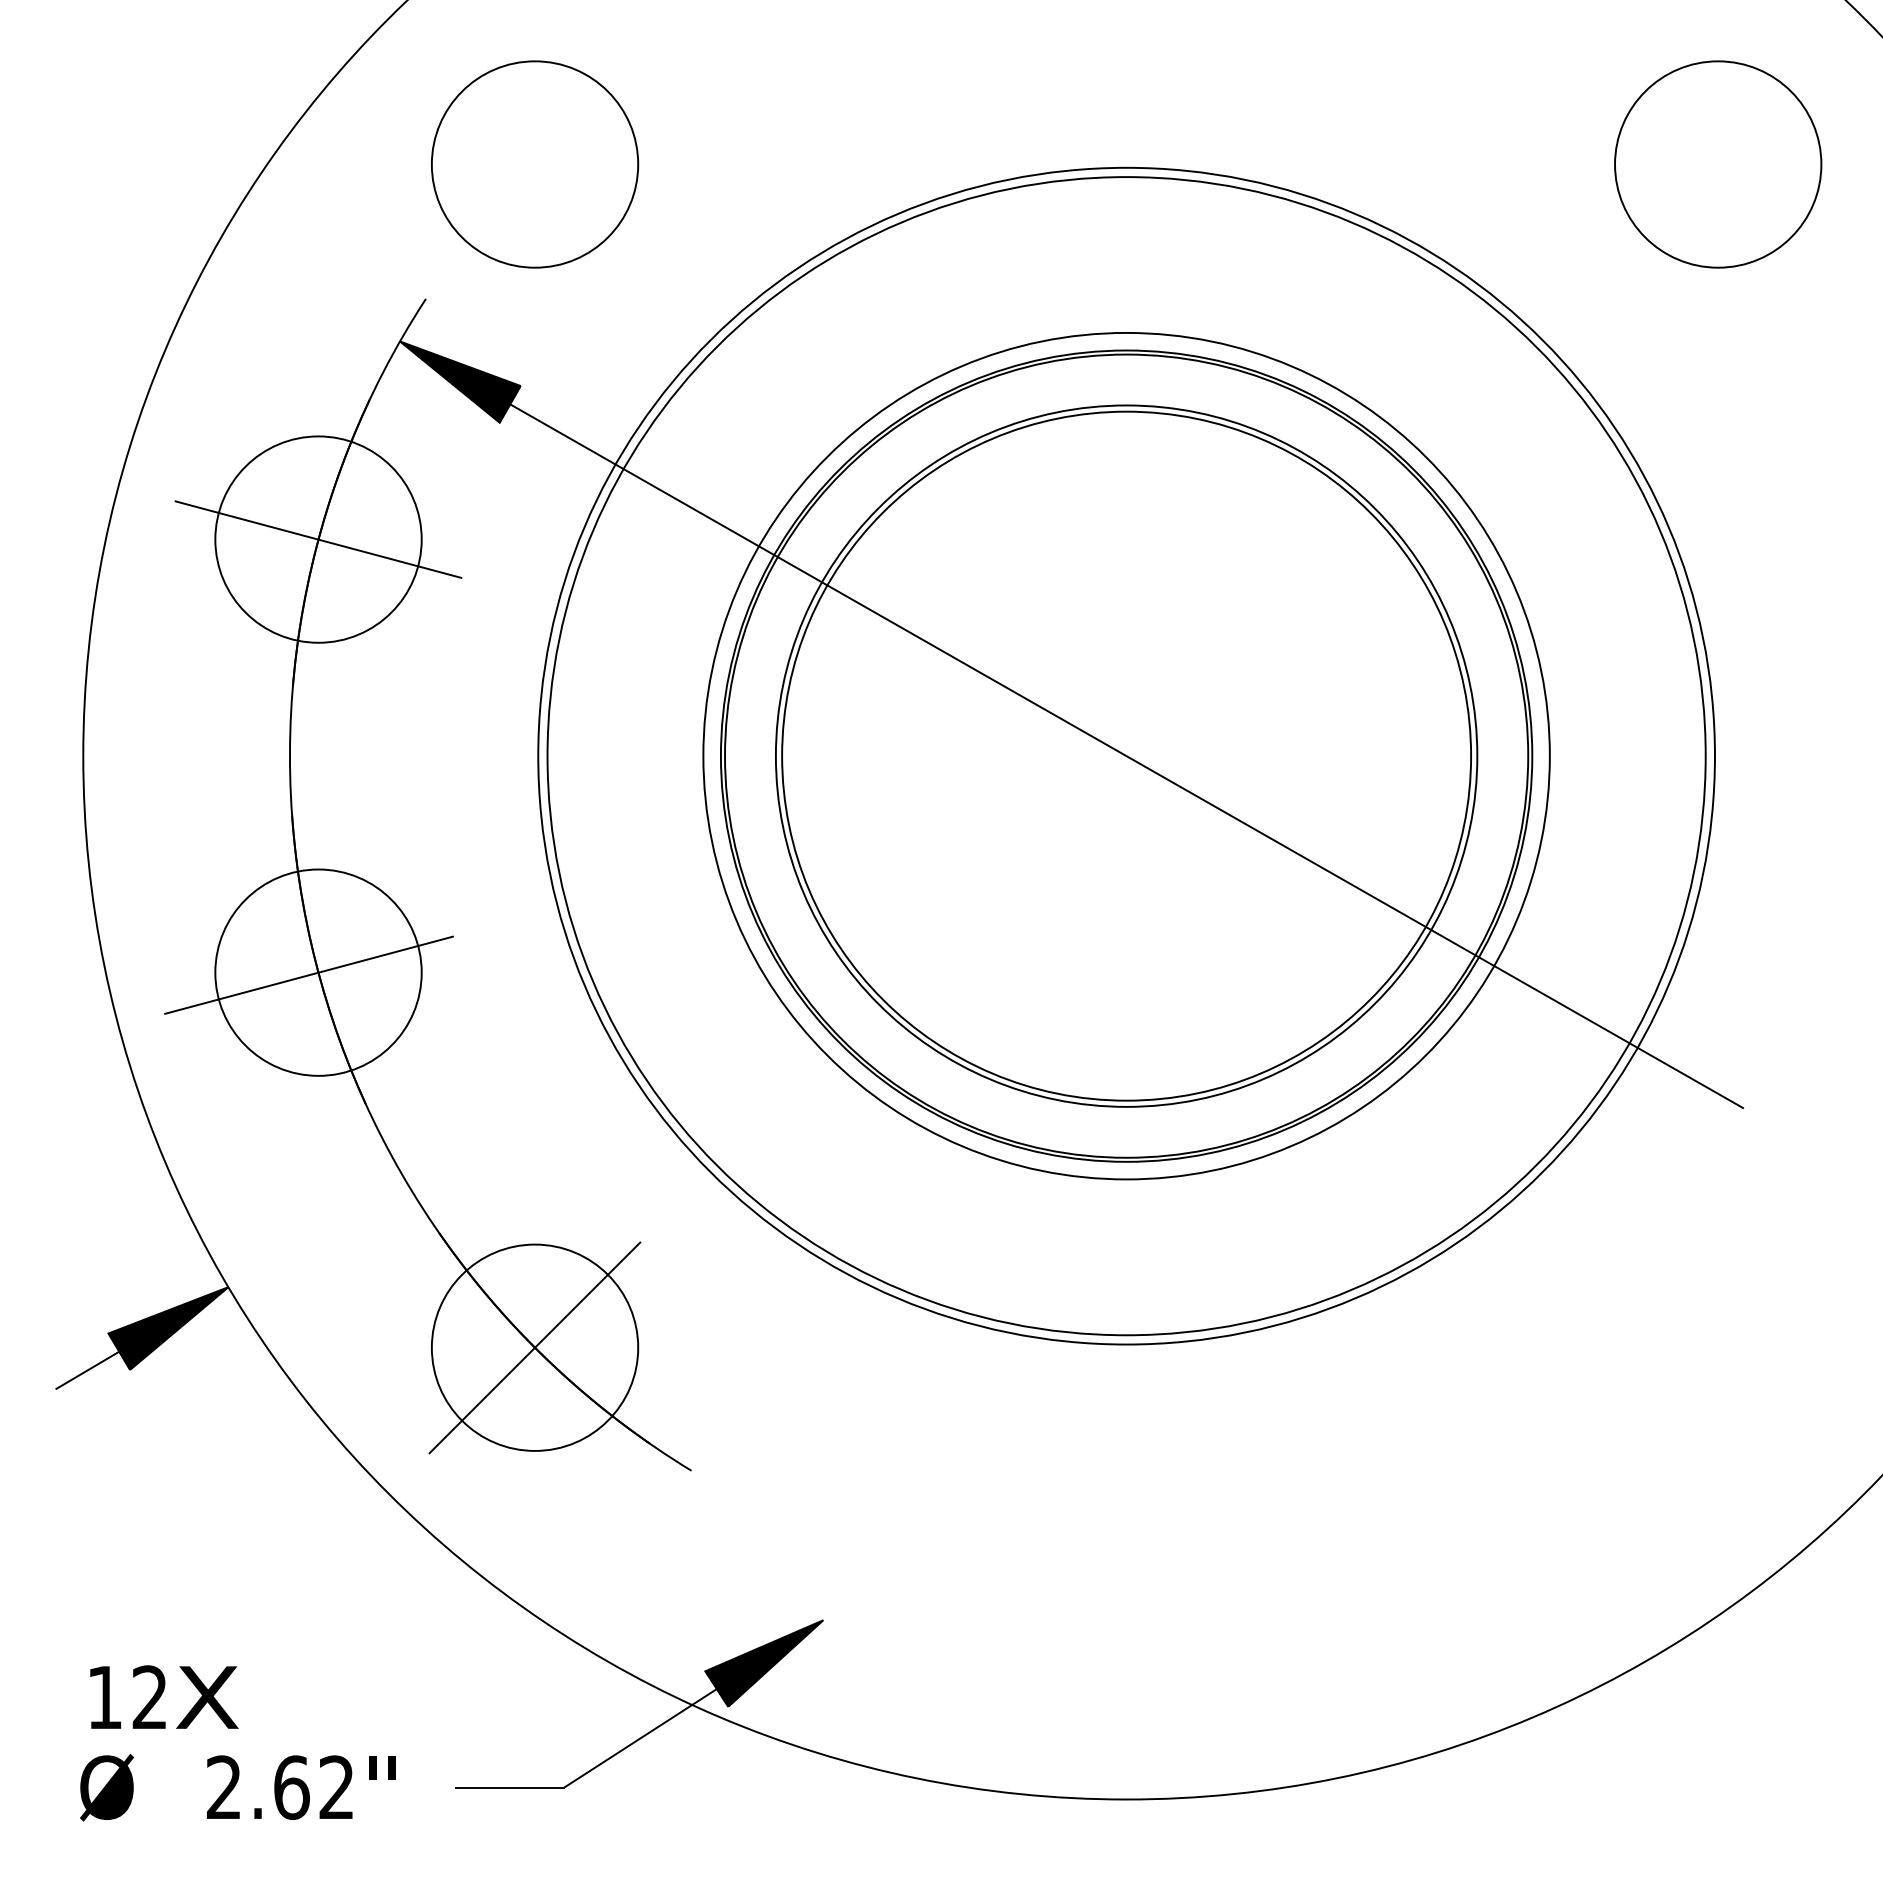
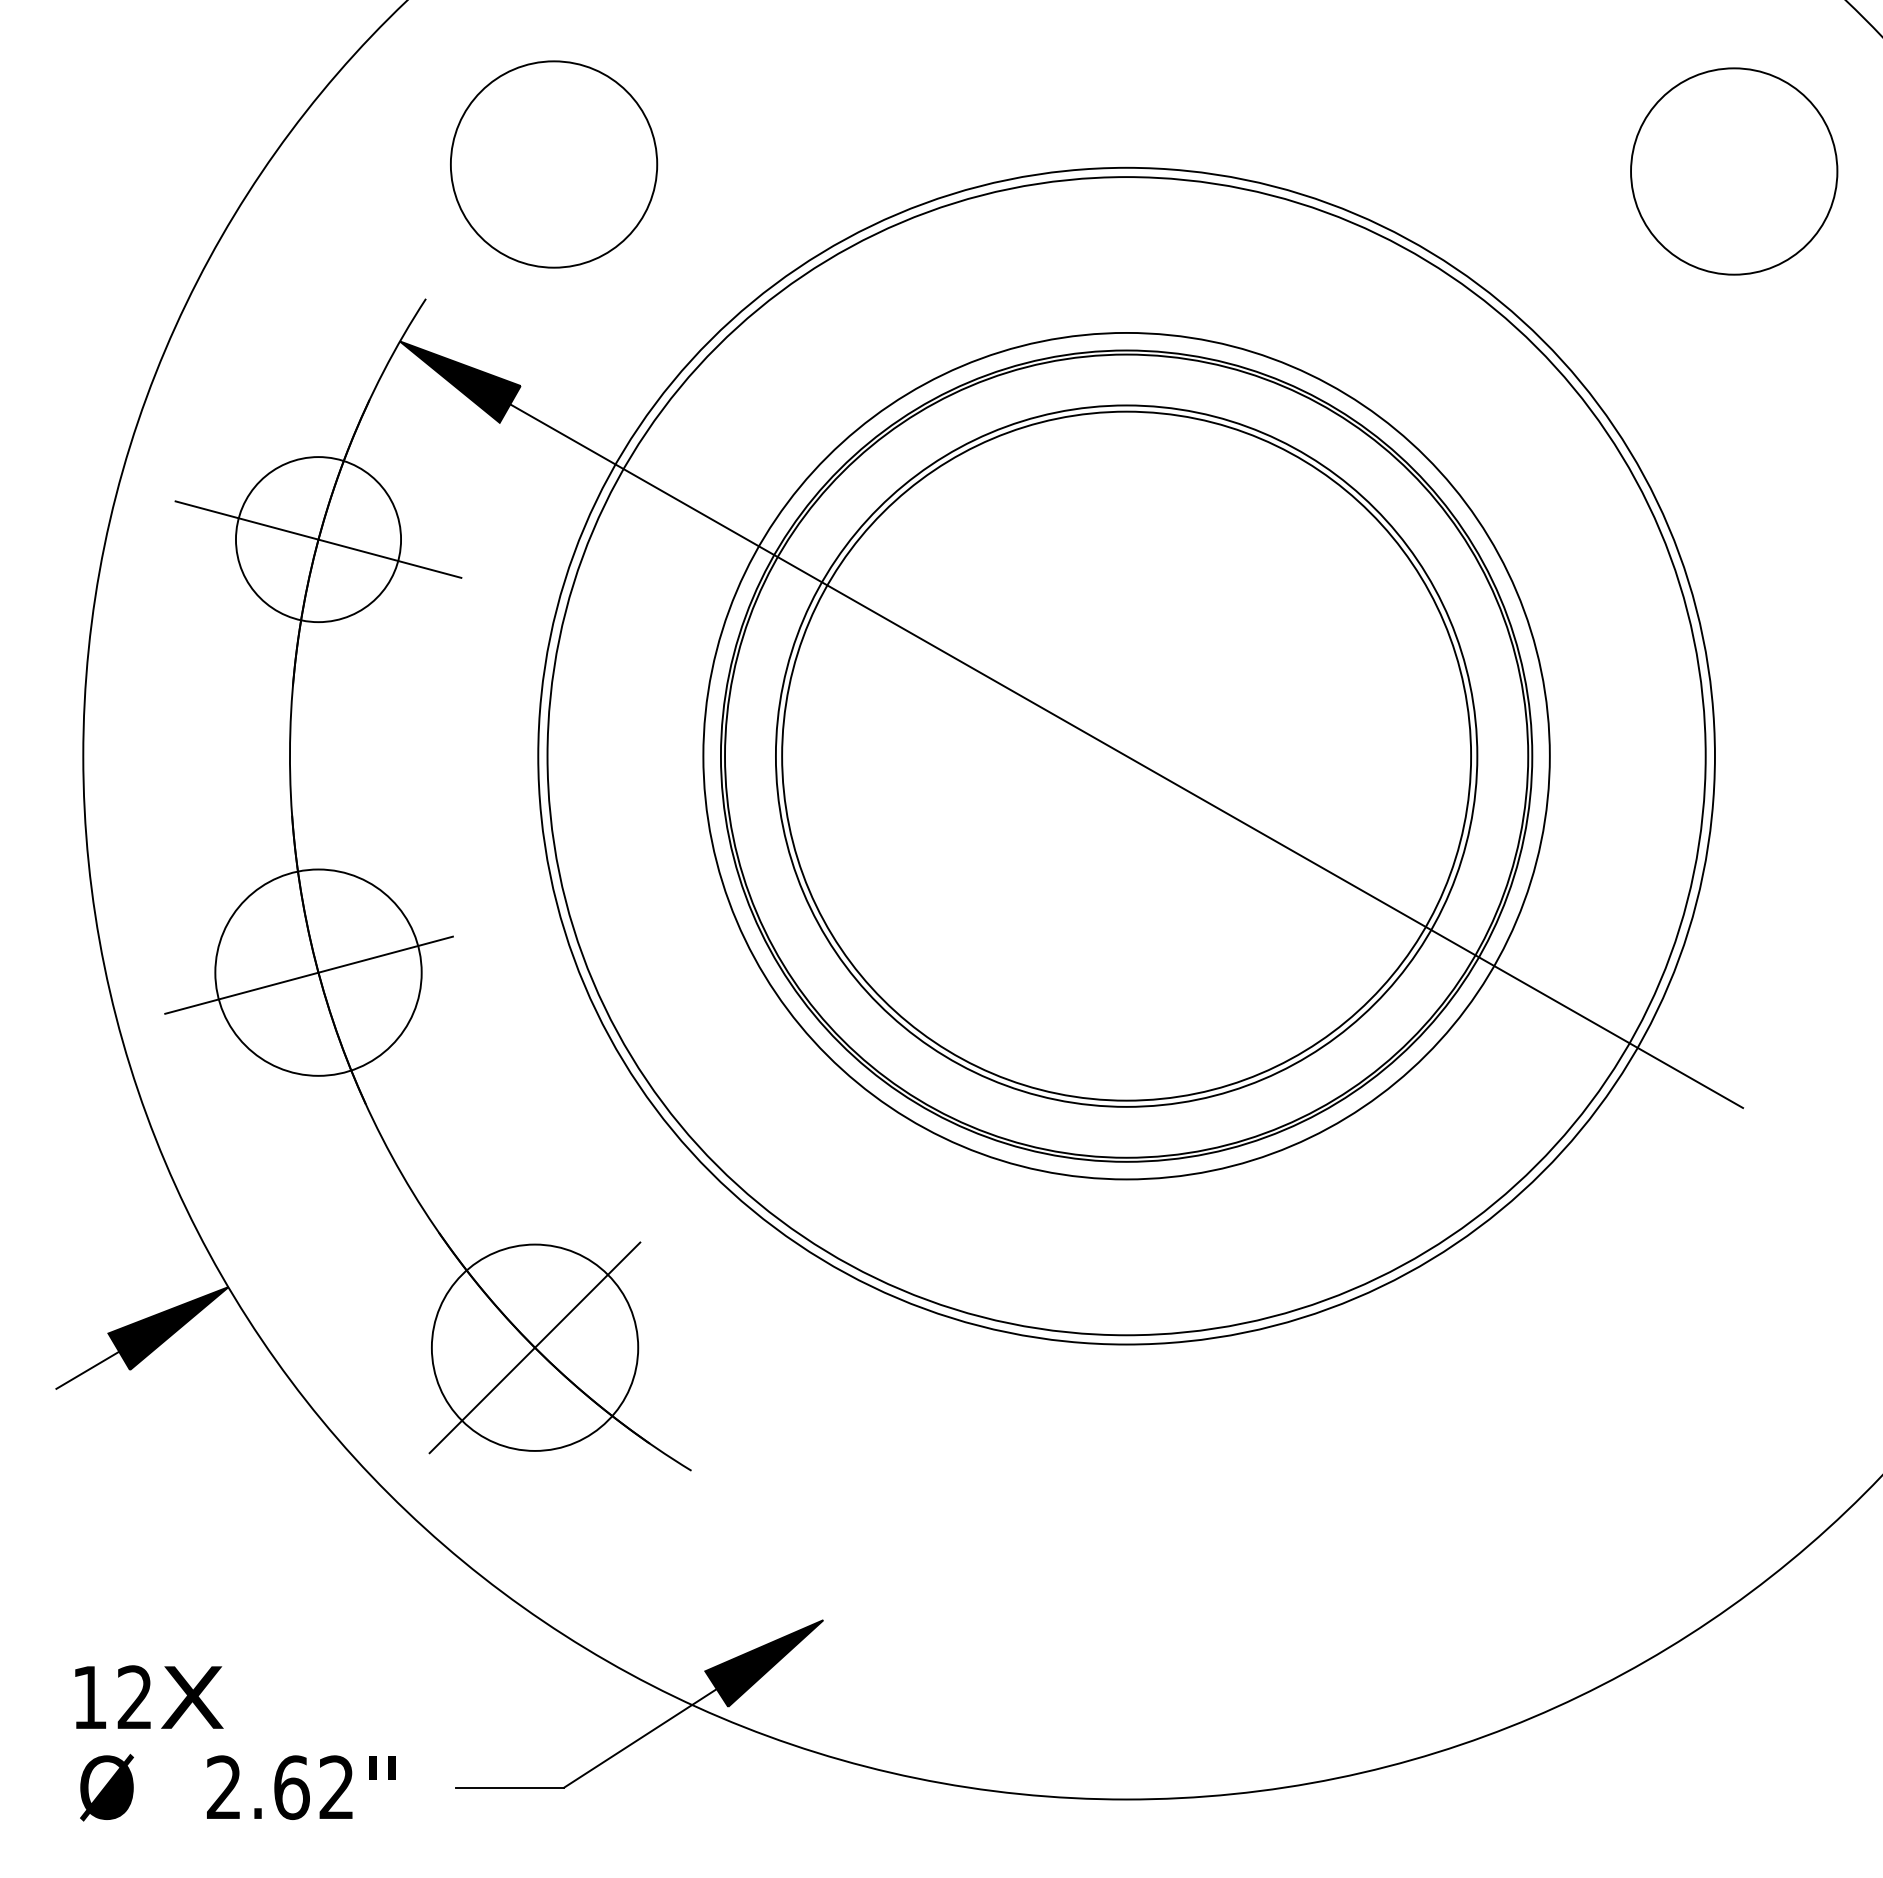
circle position: (535, 164) -> (554, 164) (554, 164)
circle position: (1718, 164) -> (1734, 171) (1734, 171)
circle diameter: 206 px -> 165 px (318, 539)
text position: (164, 1696) -> (149, 1696) (149, 1696)
